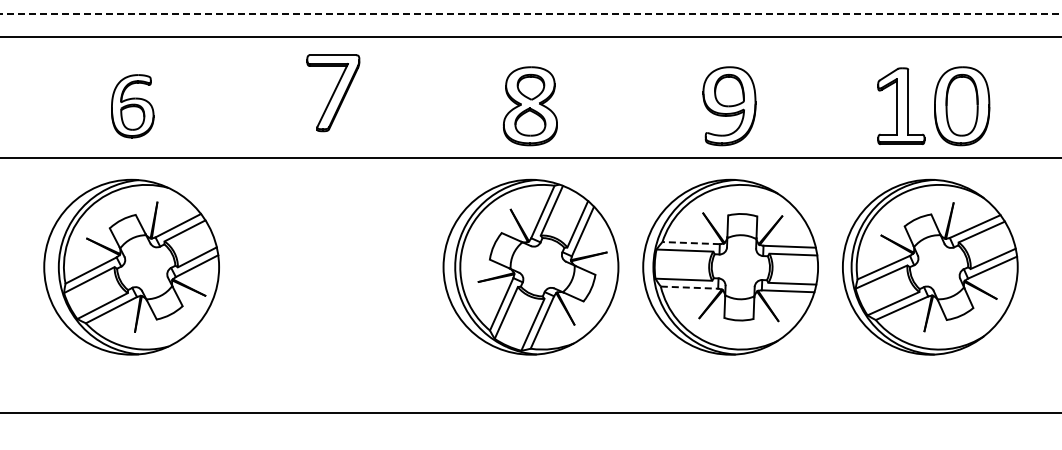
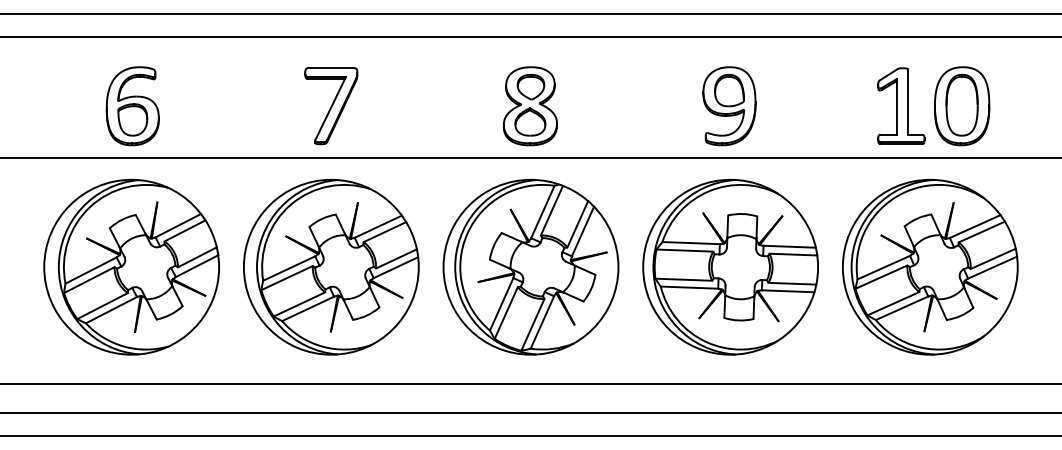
line: dashed -> solid (531, 13)
part position: (333, 93) -> (331, 106) (331, 106)
part size: 44x65 px -> 55x81 px (132, 106)
line: dashed -> solid (691, 243)
part: none -> present (331, 266)
line: dashed -> solid (689, 287)
line: none -> present (530, 383)
line: none -> present (530, 436)
